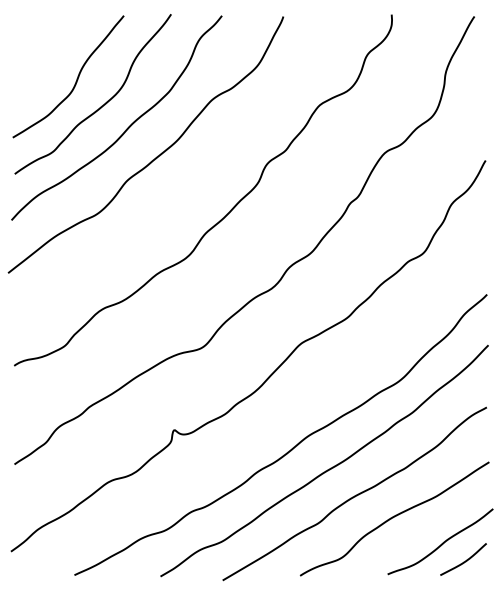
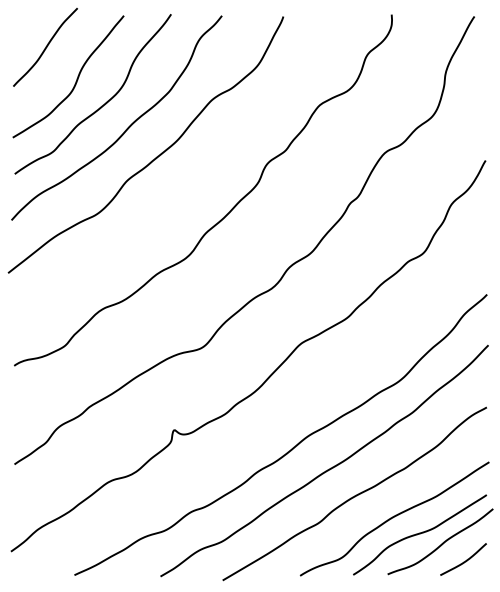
curve: none -> present (45, 47)
curve: none -> present (420, 534)
